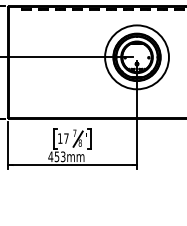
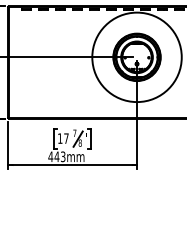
circle diameter: 64 px -> 89 px (136, 57)
text: 453mm -> 443mm (56, 156)
